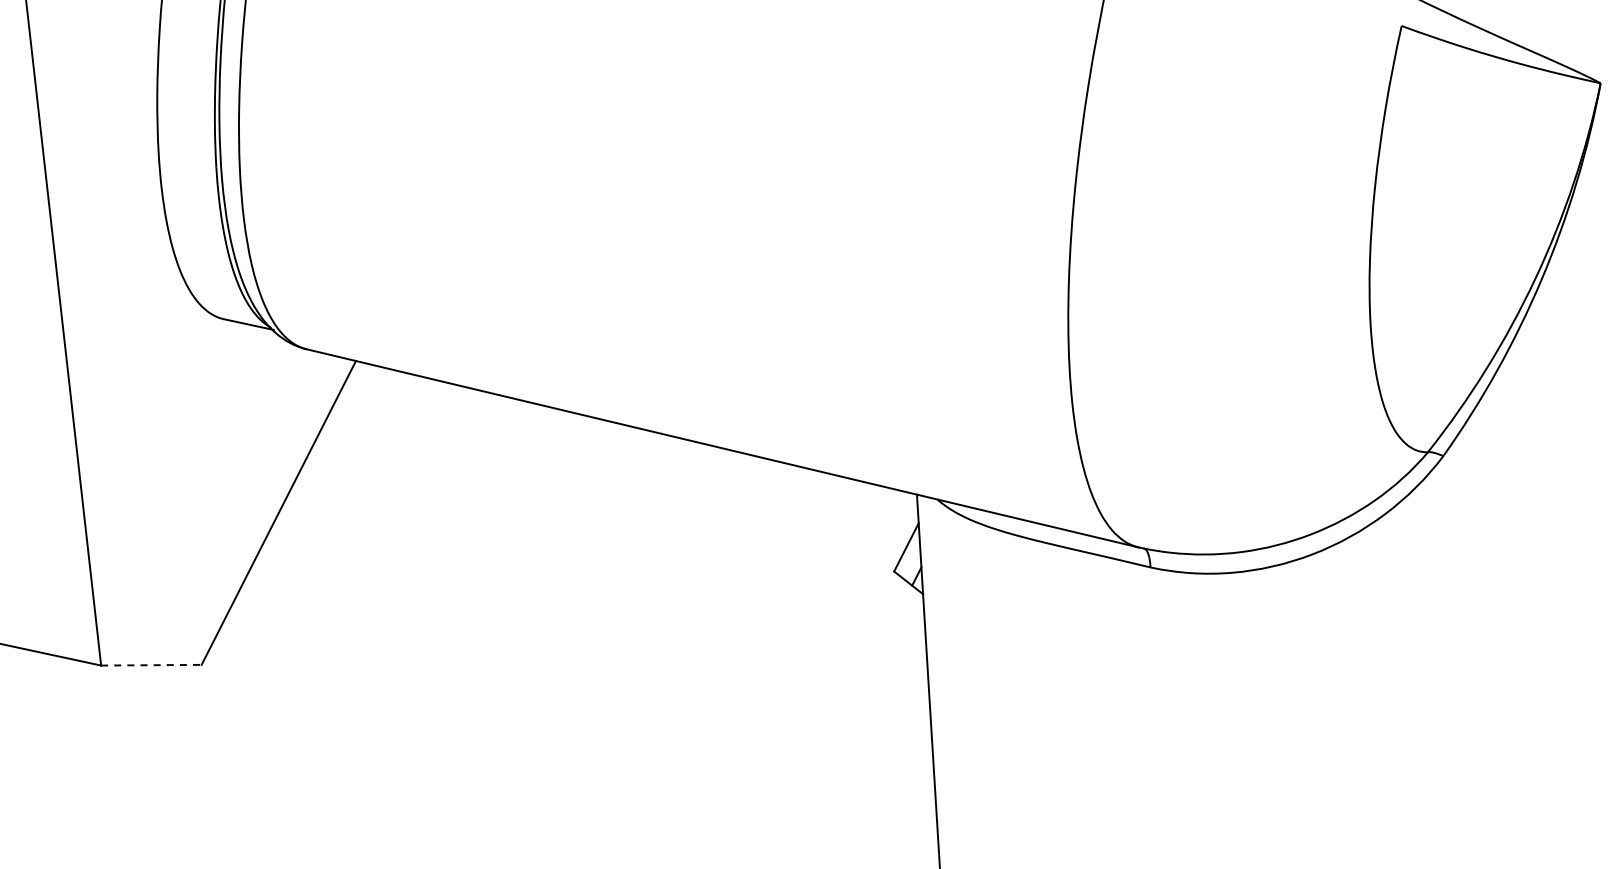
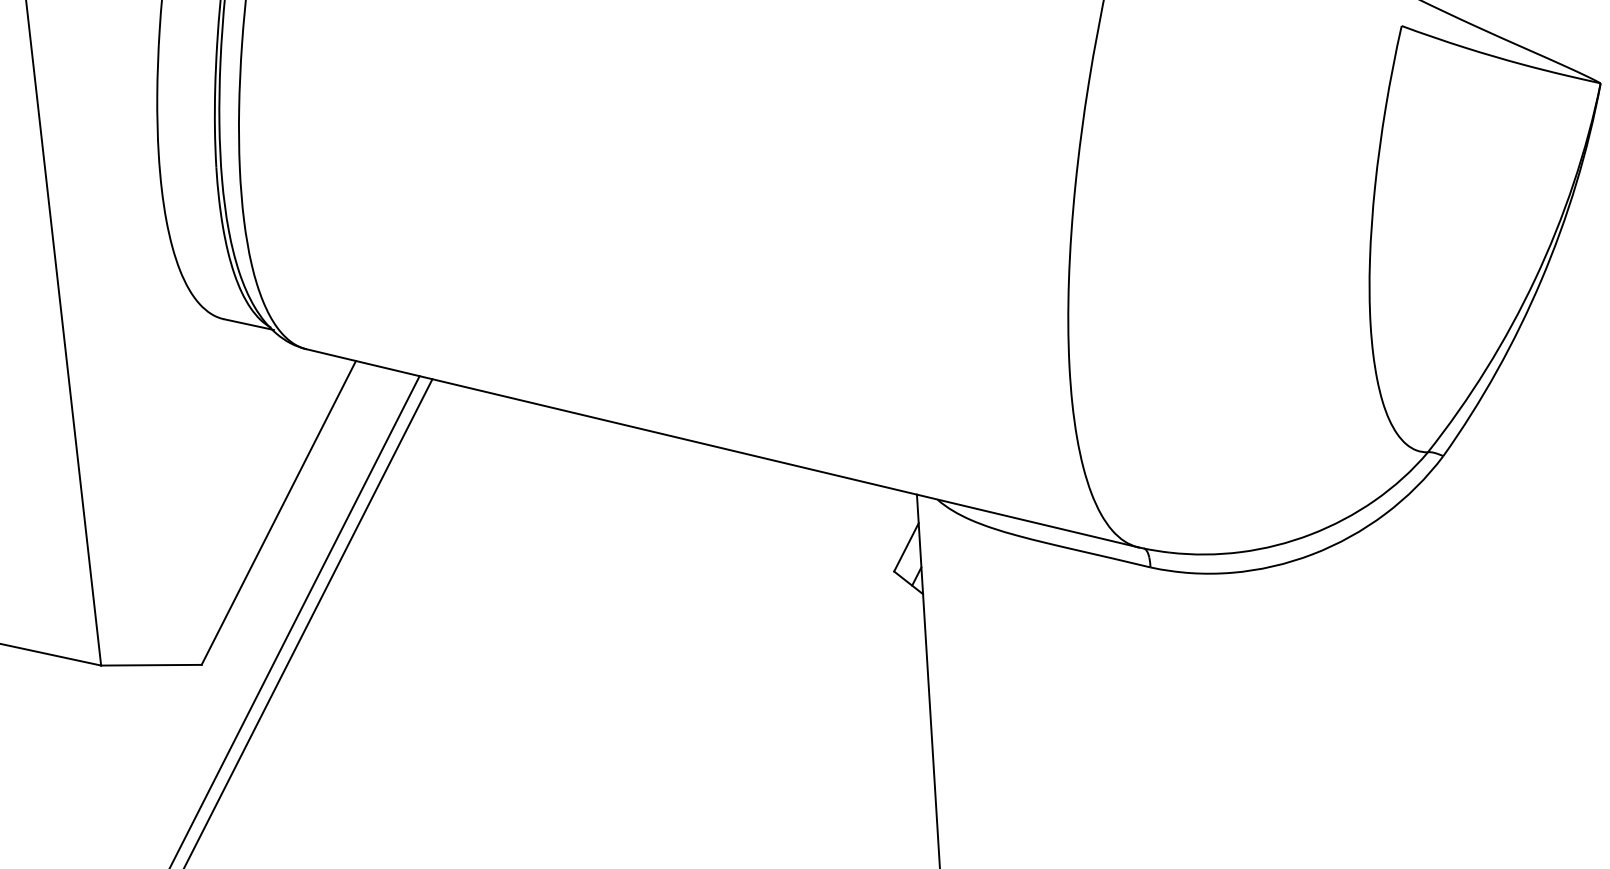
line: none -> present (295, 620)
line: none -> present (308, 622)
line: dashed -> solid (151, 665)
